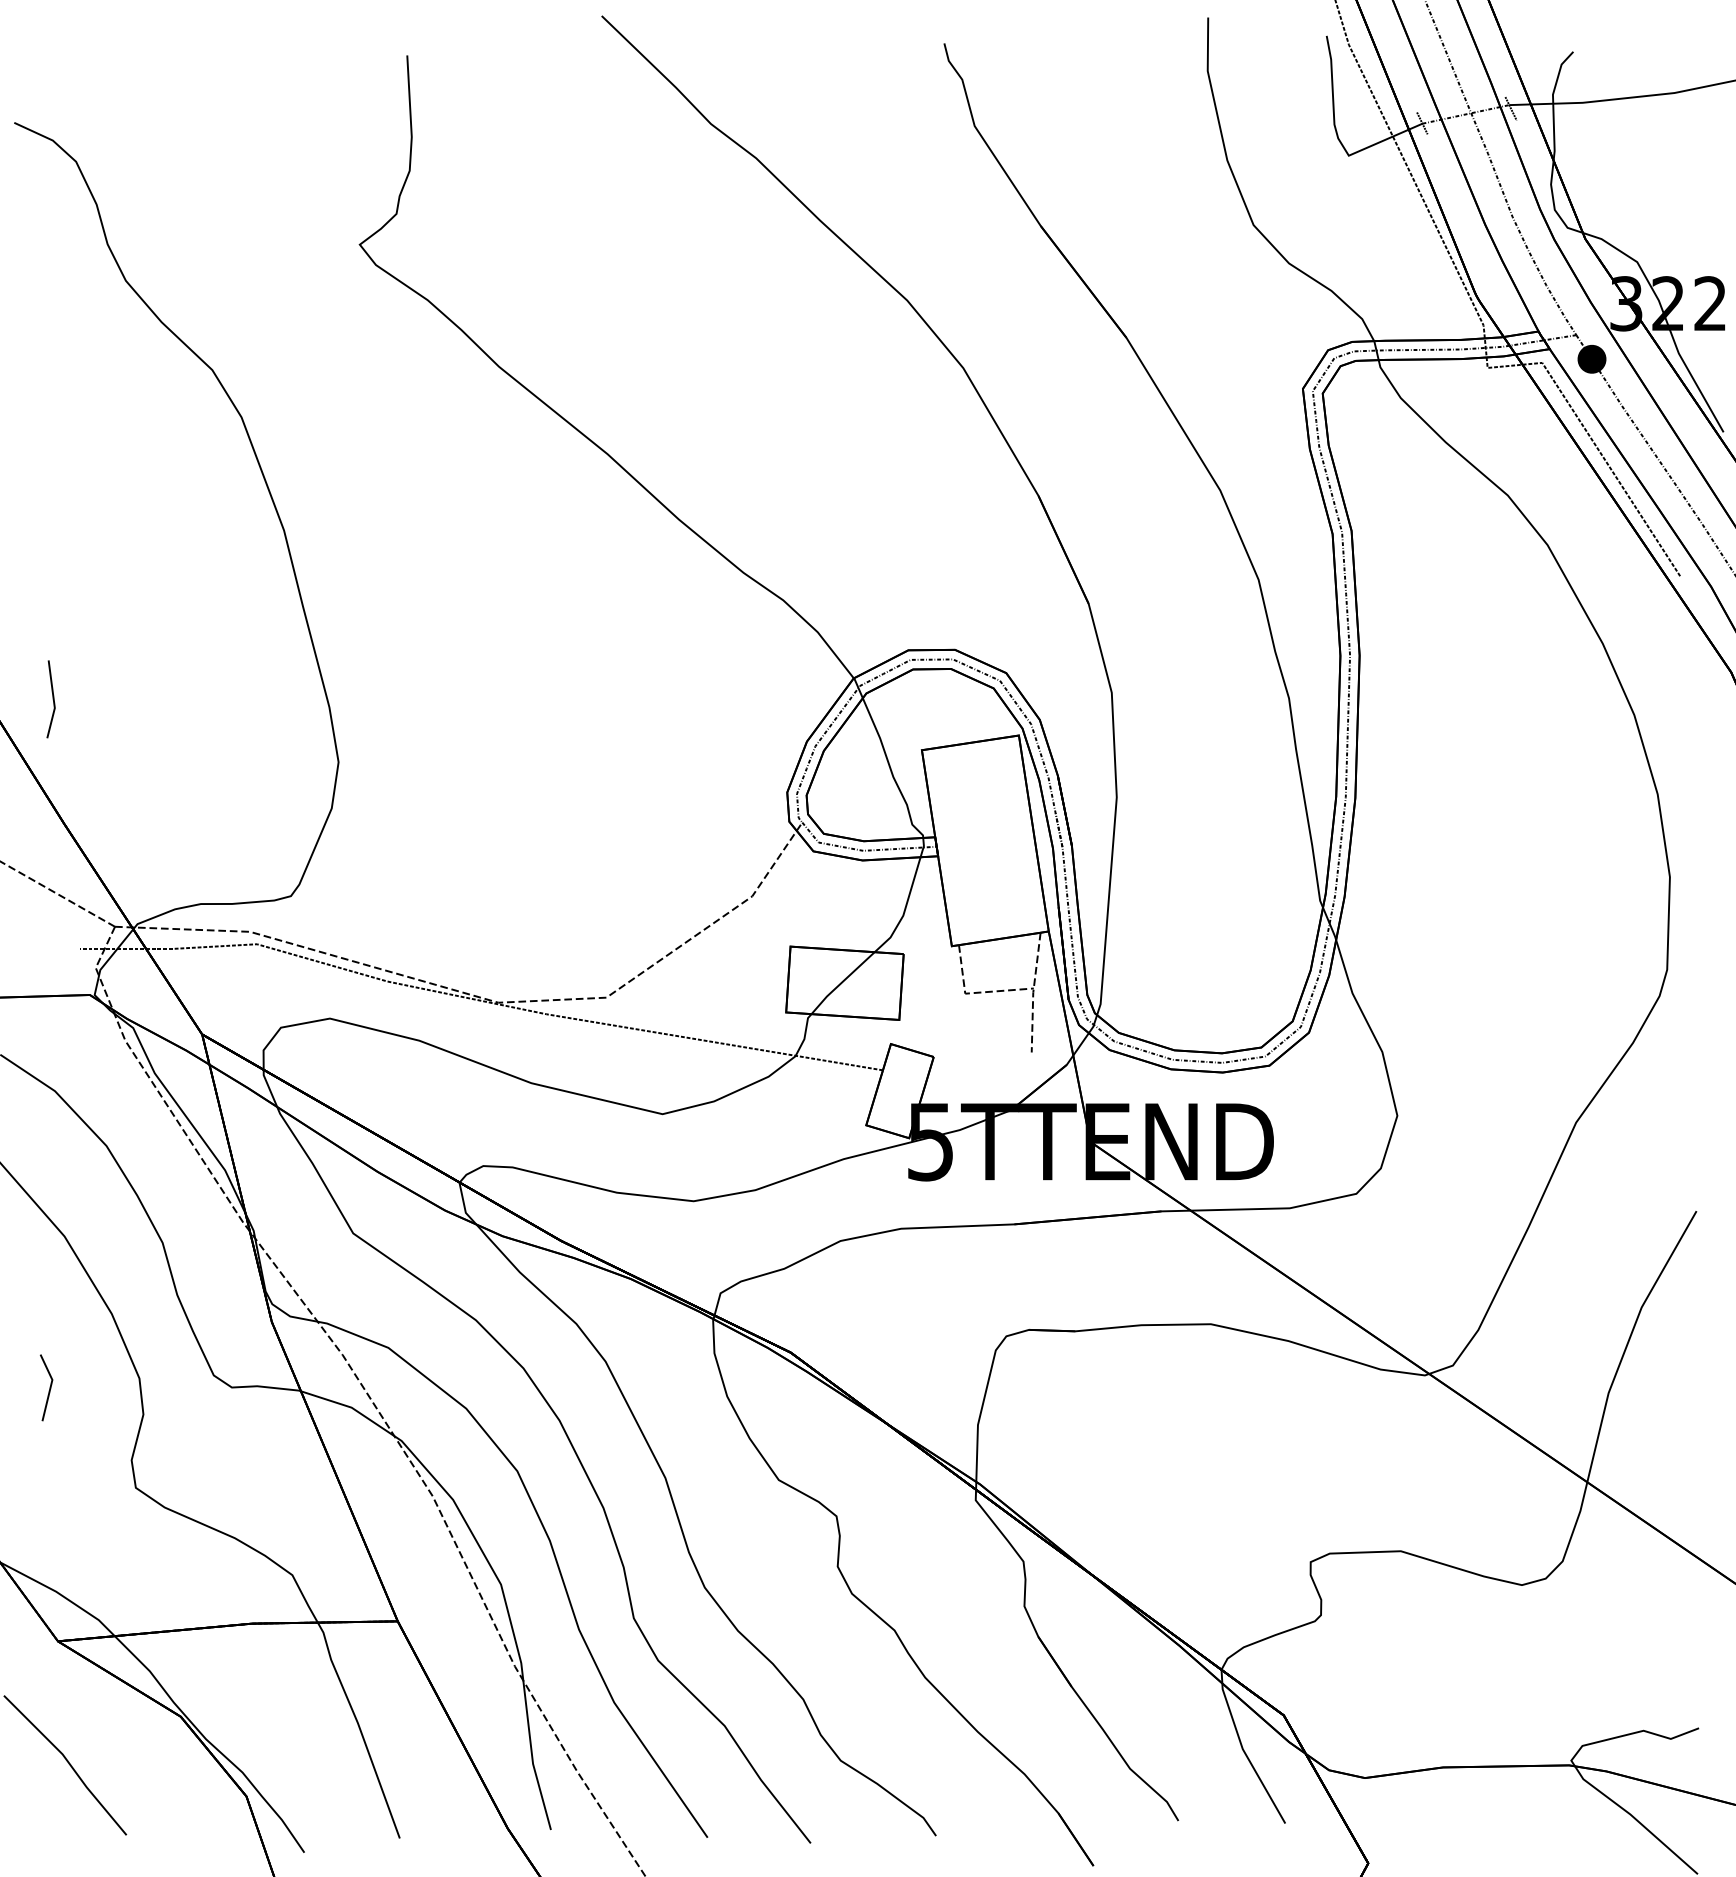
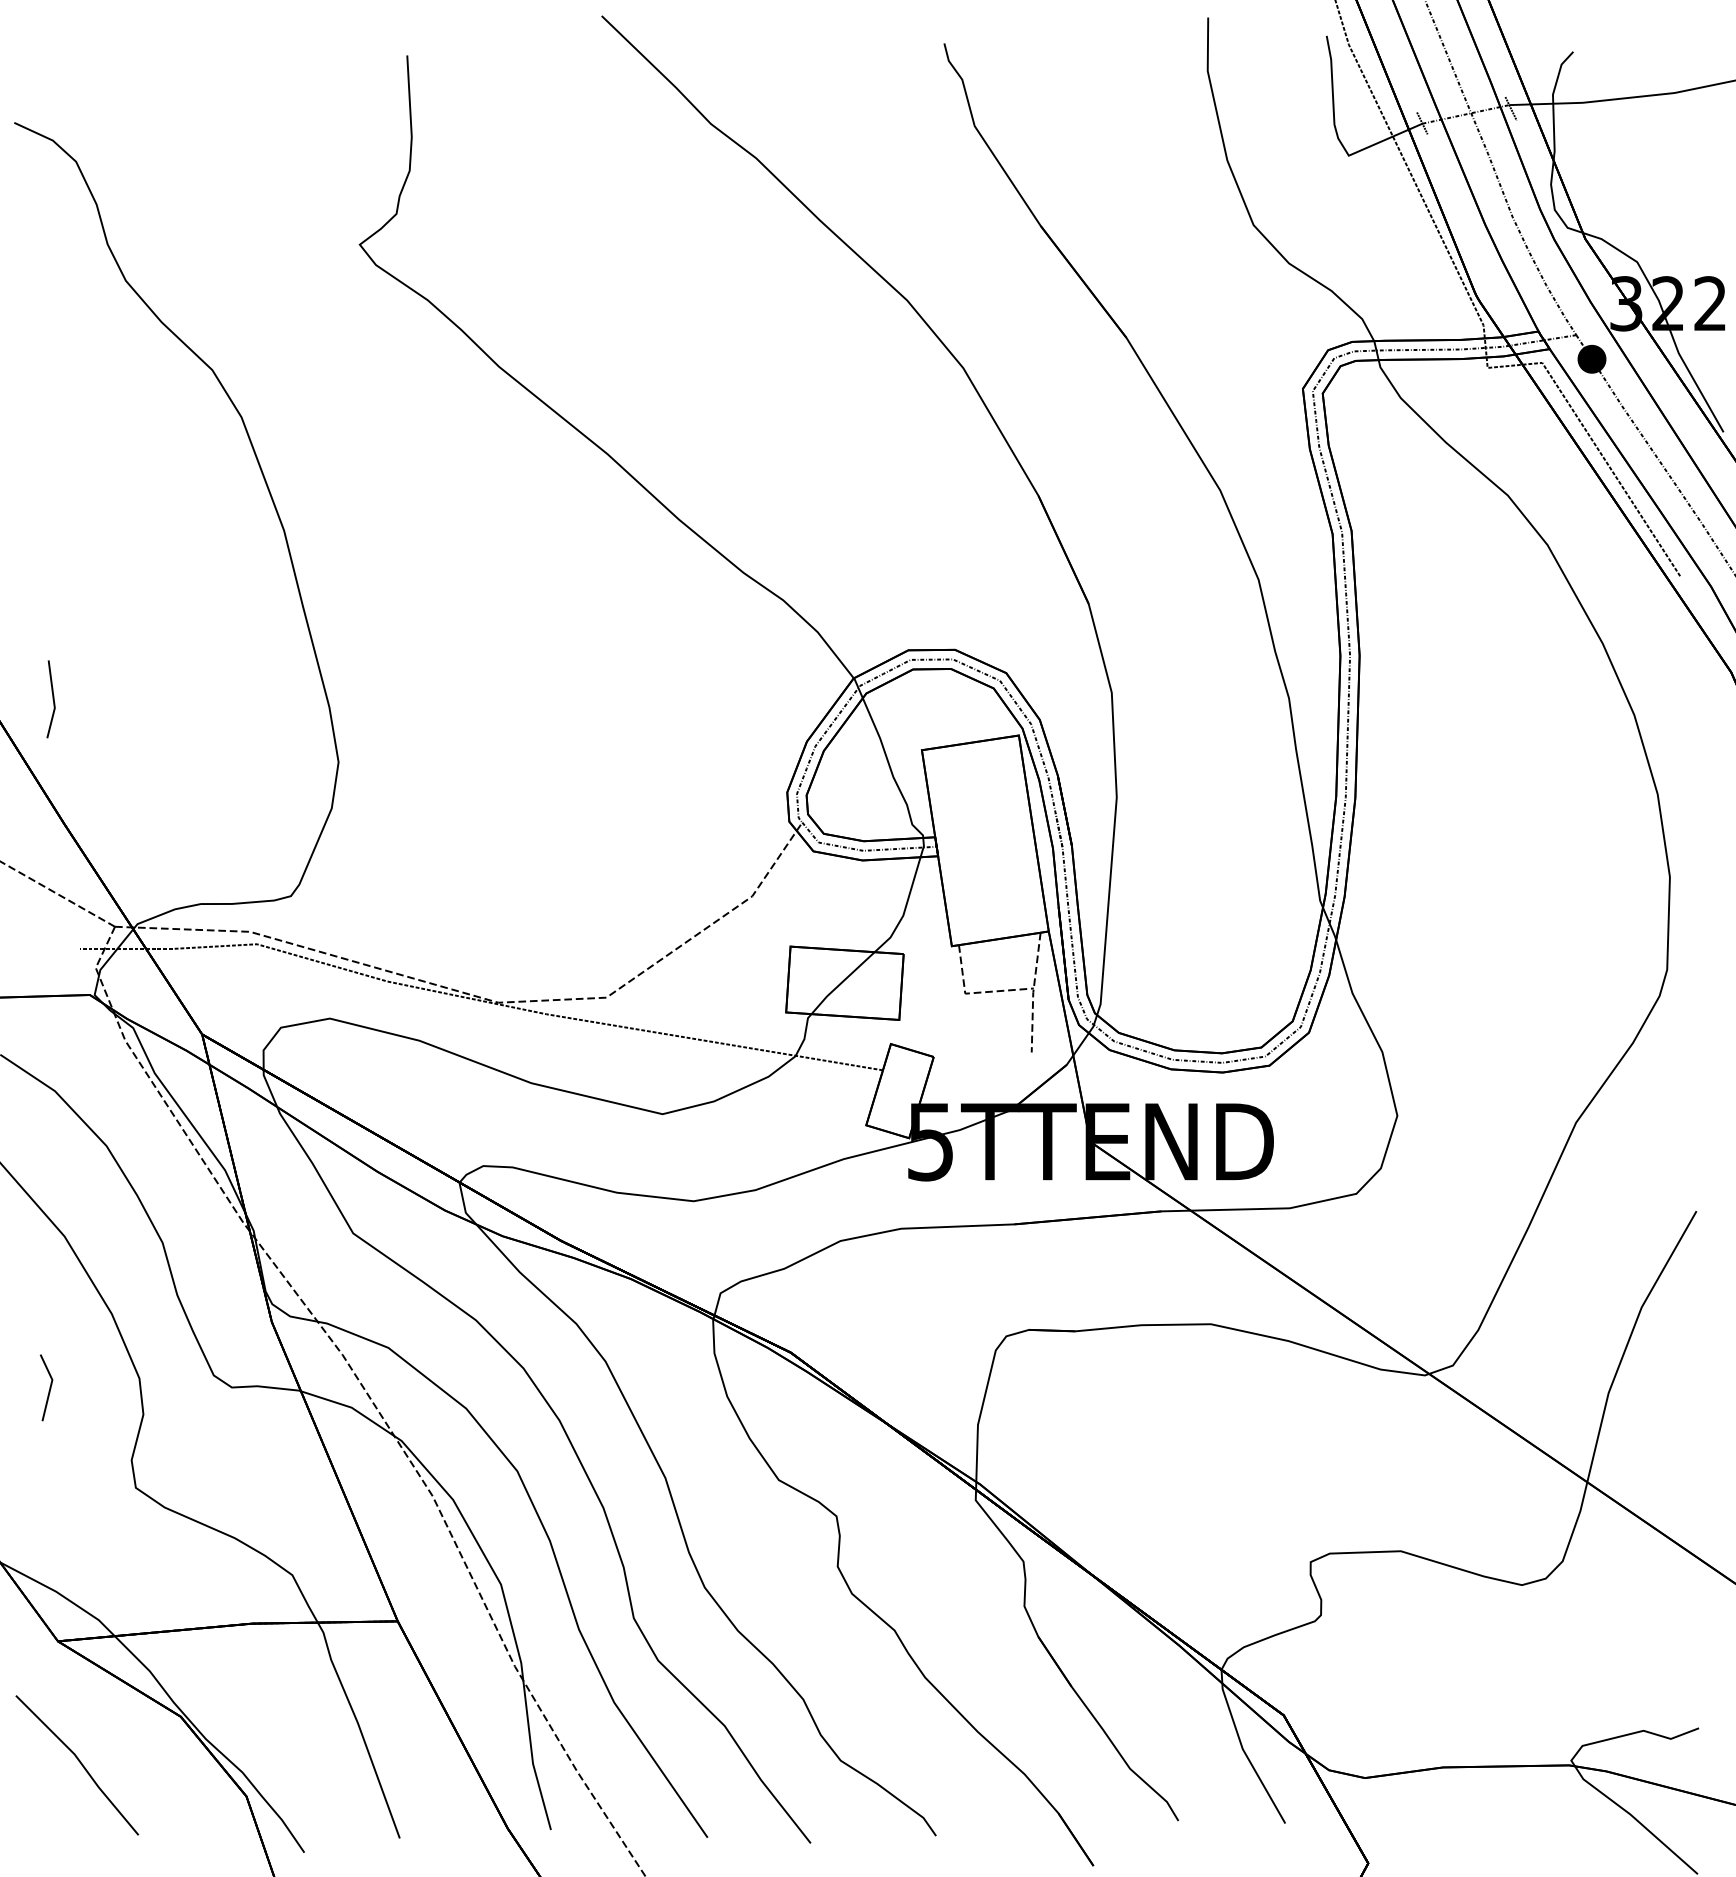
line position: (68, 1764) -> (80, 1764) (80, 1764)
